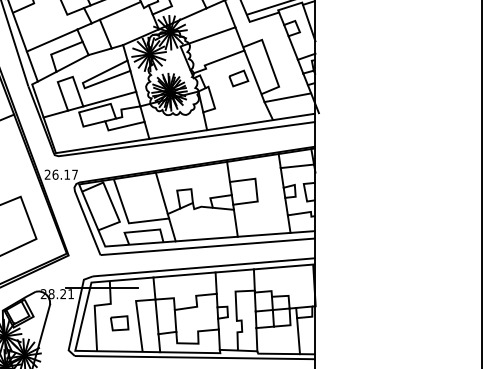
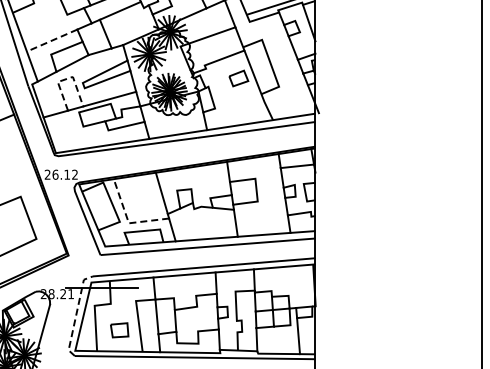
line: solid -> dashed (52, 40)
line: solid -> dashed (66, 79)
line: present -> none (287, 97)
text: 26.17 -> 26.12 (74, 174)
line: solid -> dashed (127, 220)
line: solid -> dashed (76, 314)
part position: (119, 323) -> (119, 330) (119, 330)
